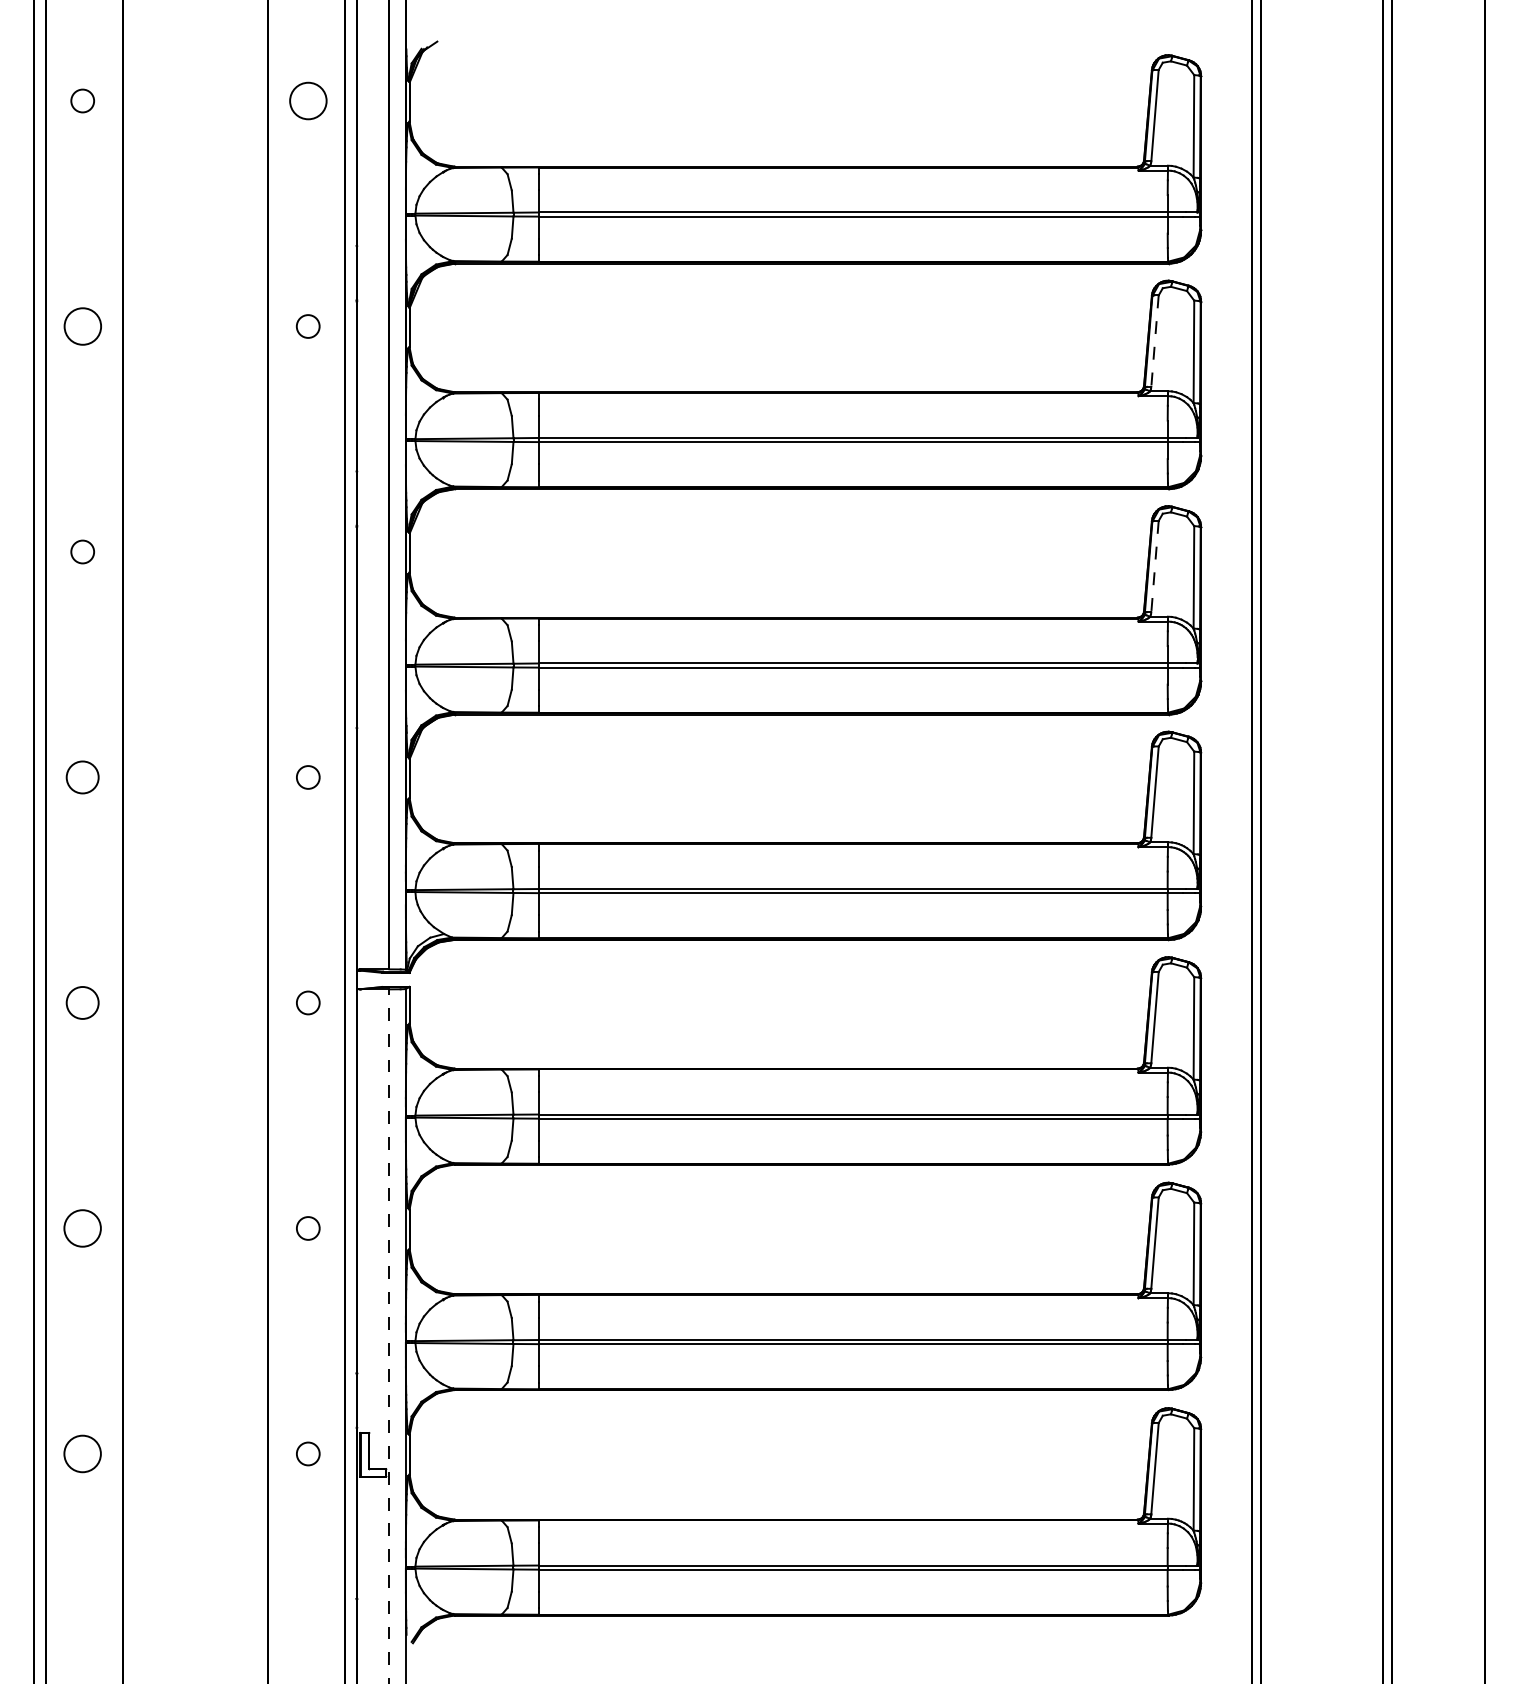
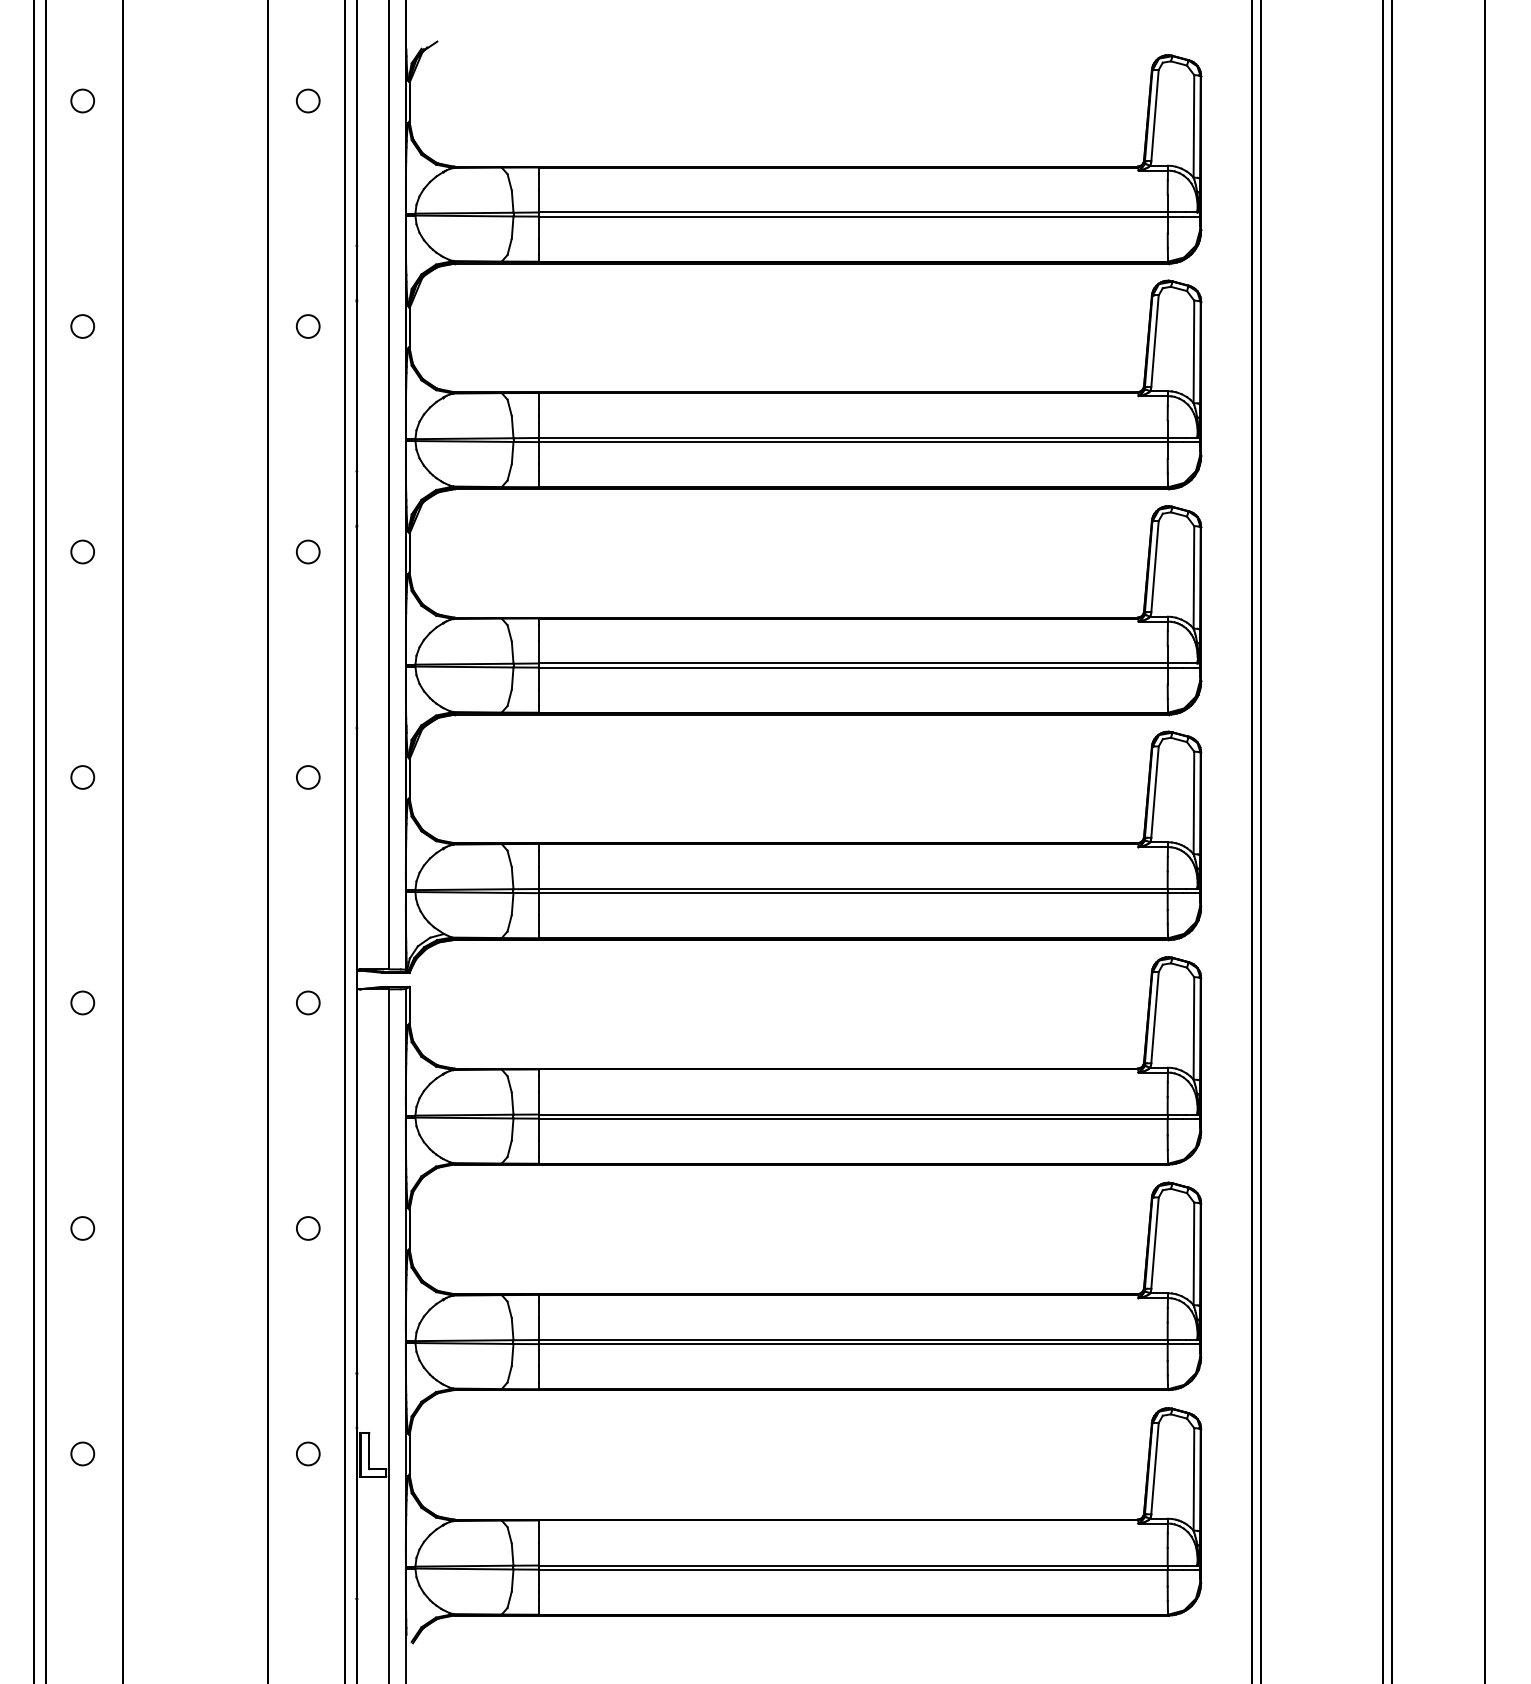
circle size: 39x40 px -> 26x26 px (307, 100)
circle size: 39x39 px -> 25x25 px (82, 326)
line: dashed -> solid (1155, 341)
circle: none -> present (307, 551)
line: dashed -> solid (1155, 566)
circle size: 35x35 px -> 26x25 px (82, 777)
circle size: 35x34 px -> 26x26 px (82, 1002)
circle size: 39x39 px -> 26x25 px (82, 1228)
line: dashed -> solid (389, 1336)
circle size: 39x40 px -> 26x26 px (82, 1453)
